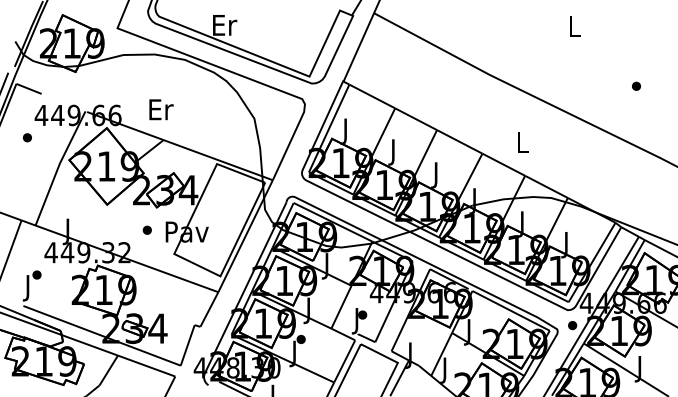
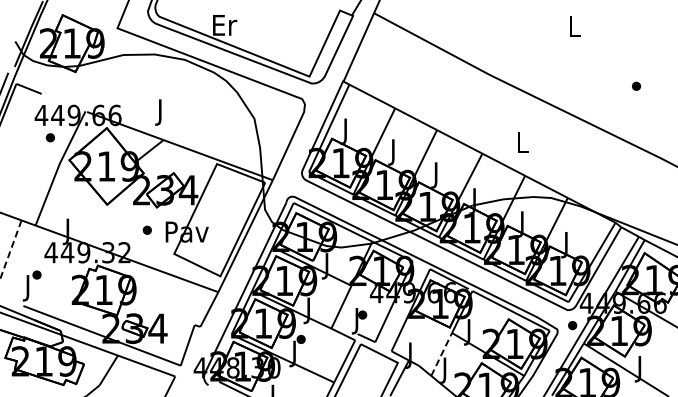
text: Er -> J (161, 112)
part position: (27, 137) -> (50, 137) (50, 137)
line: solid -> dashed (10, 250)
line: solid -> dashed (441, 354)
